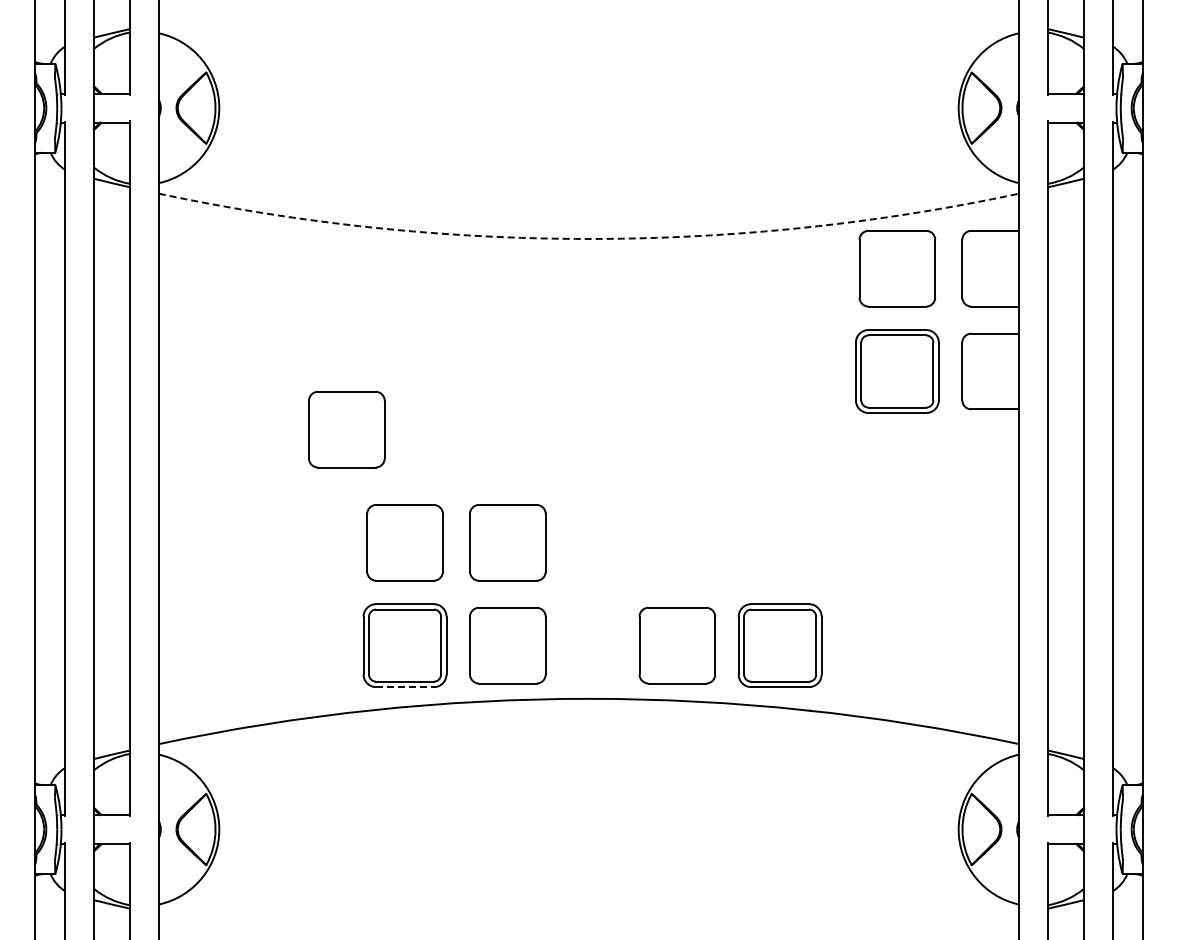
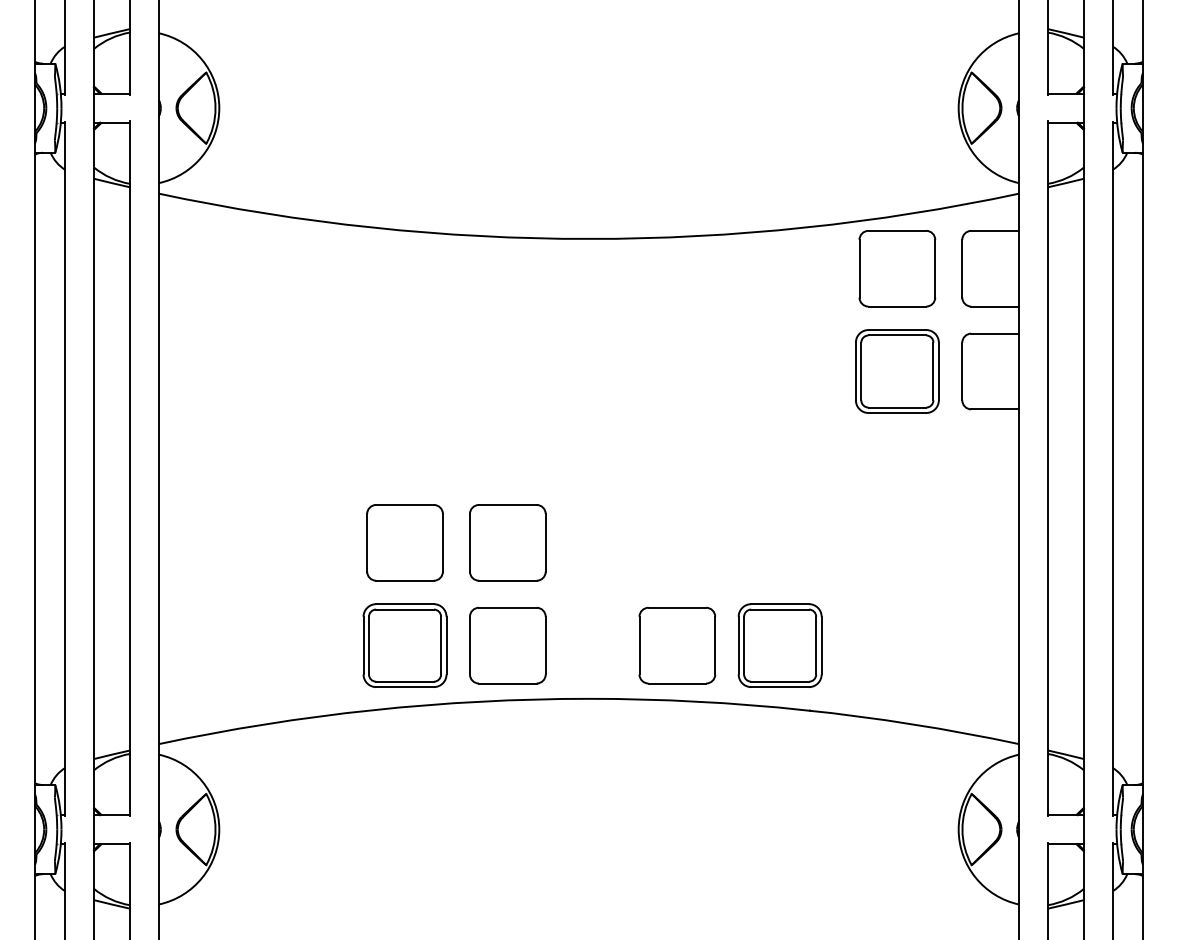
arc: dashed -> solid (588, 238)
part: present -> none (346, 429)
line: dashed -> solid (405, 687)
